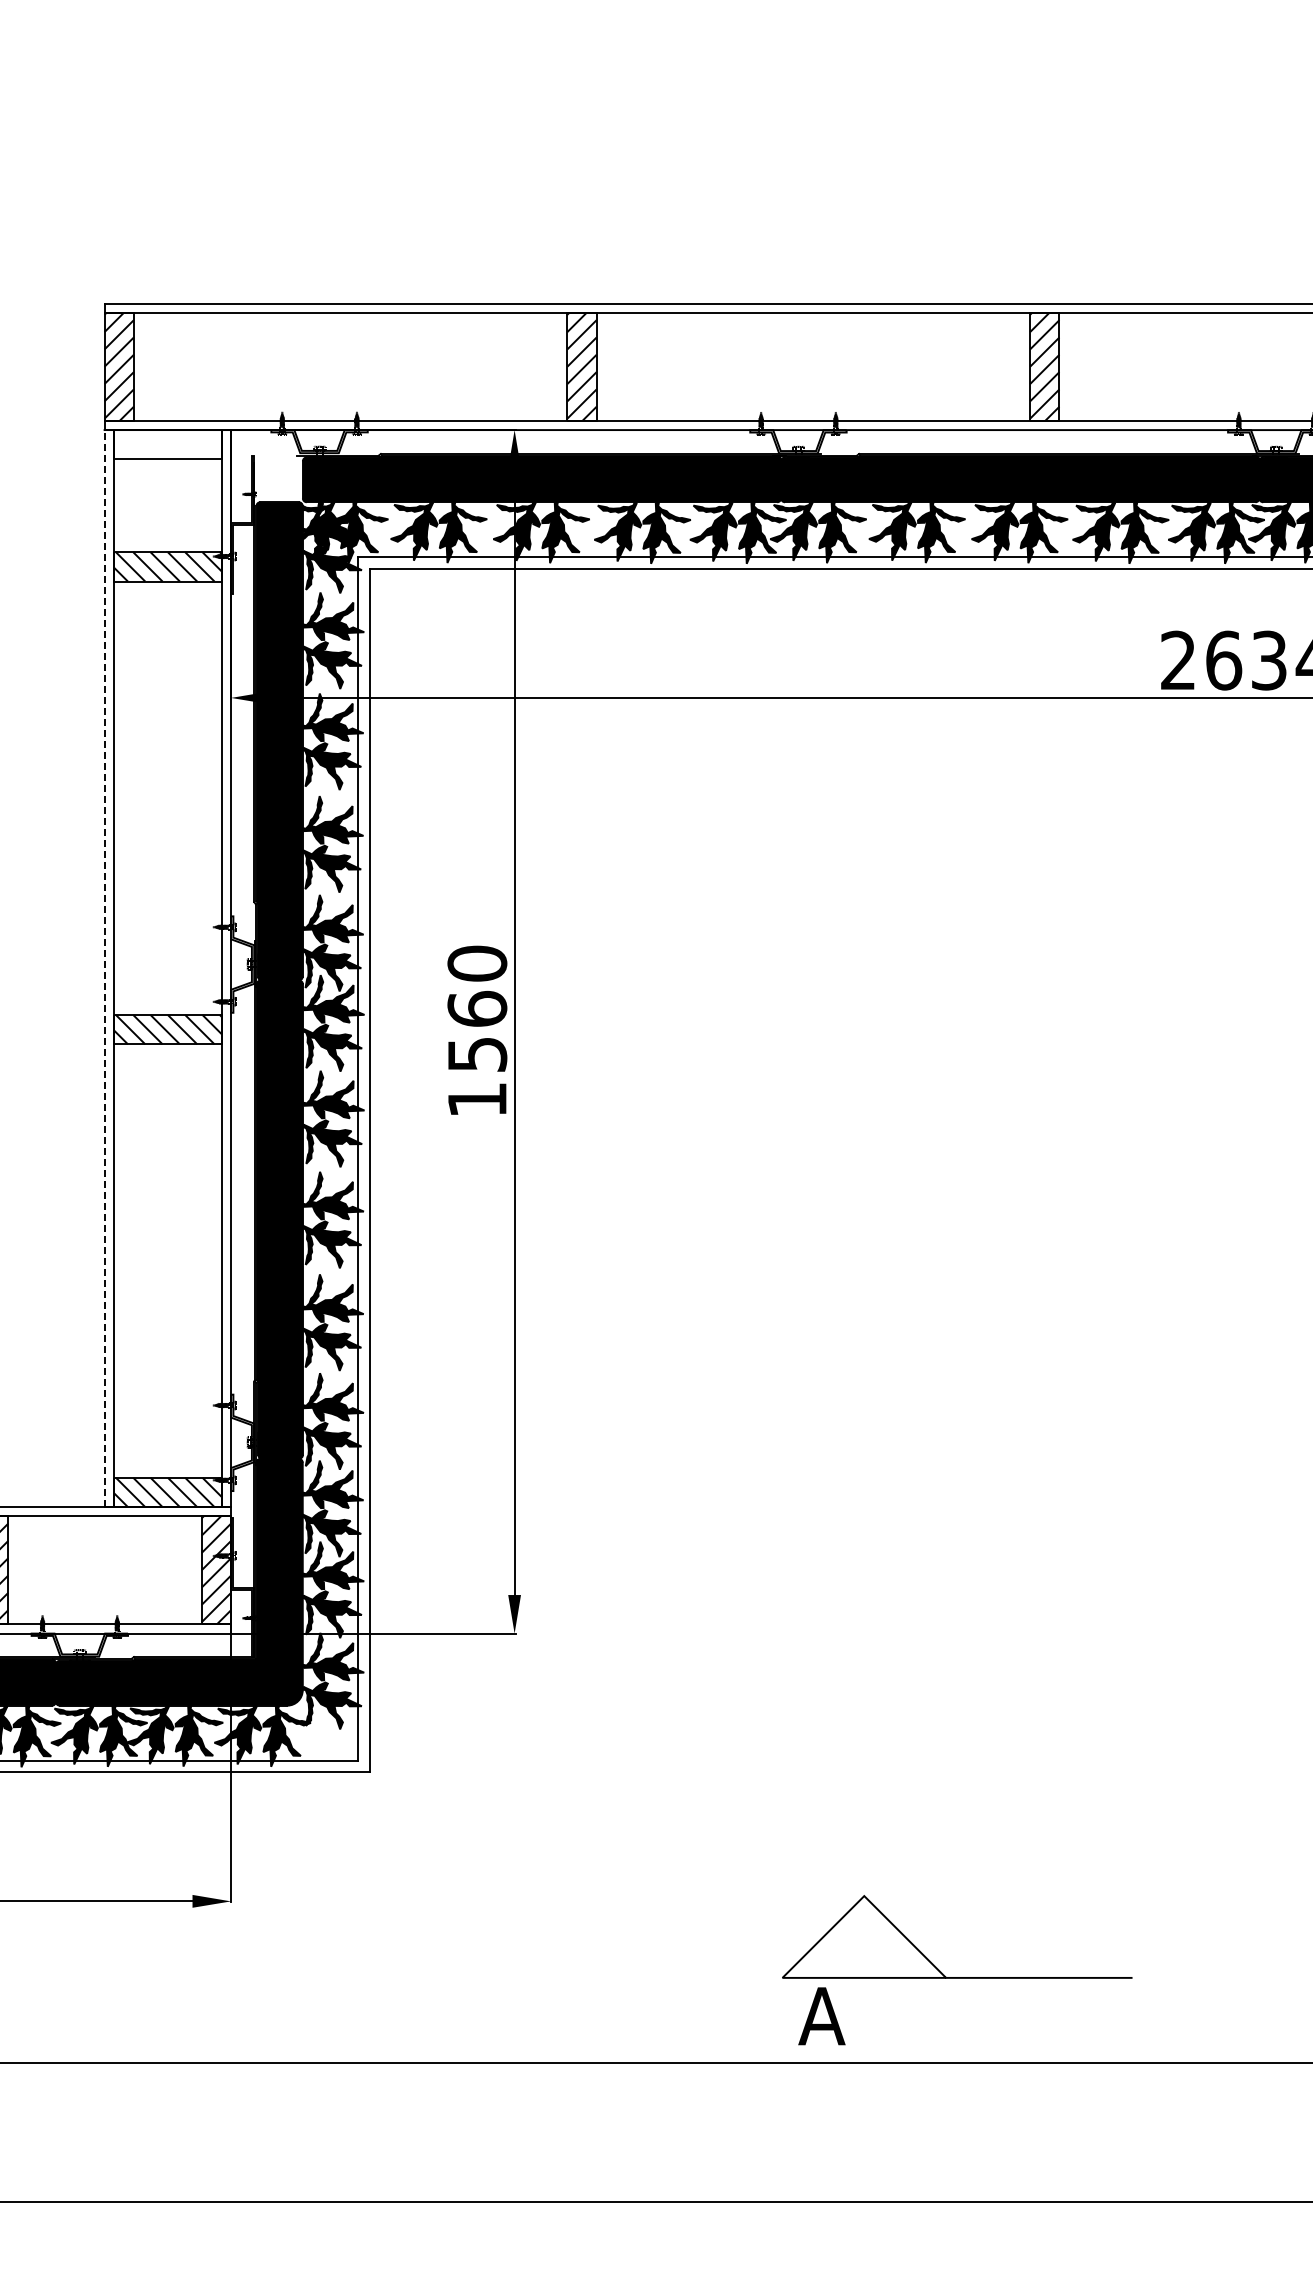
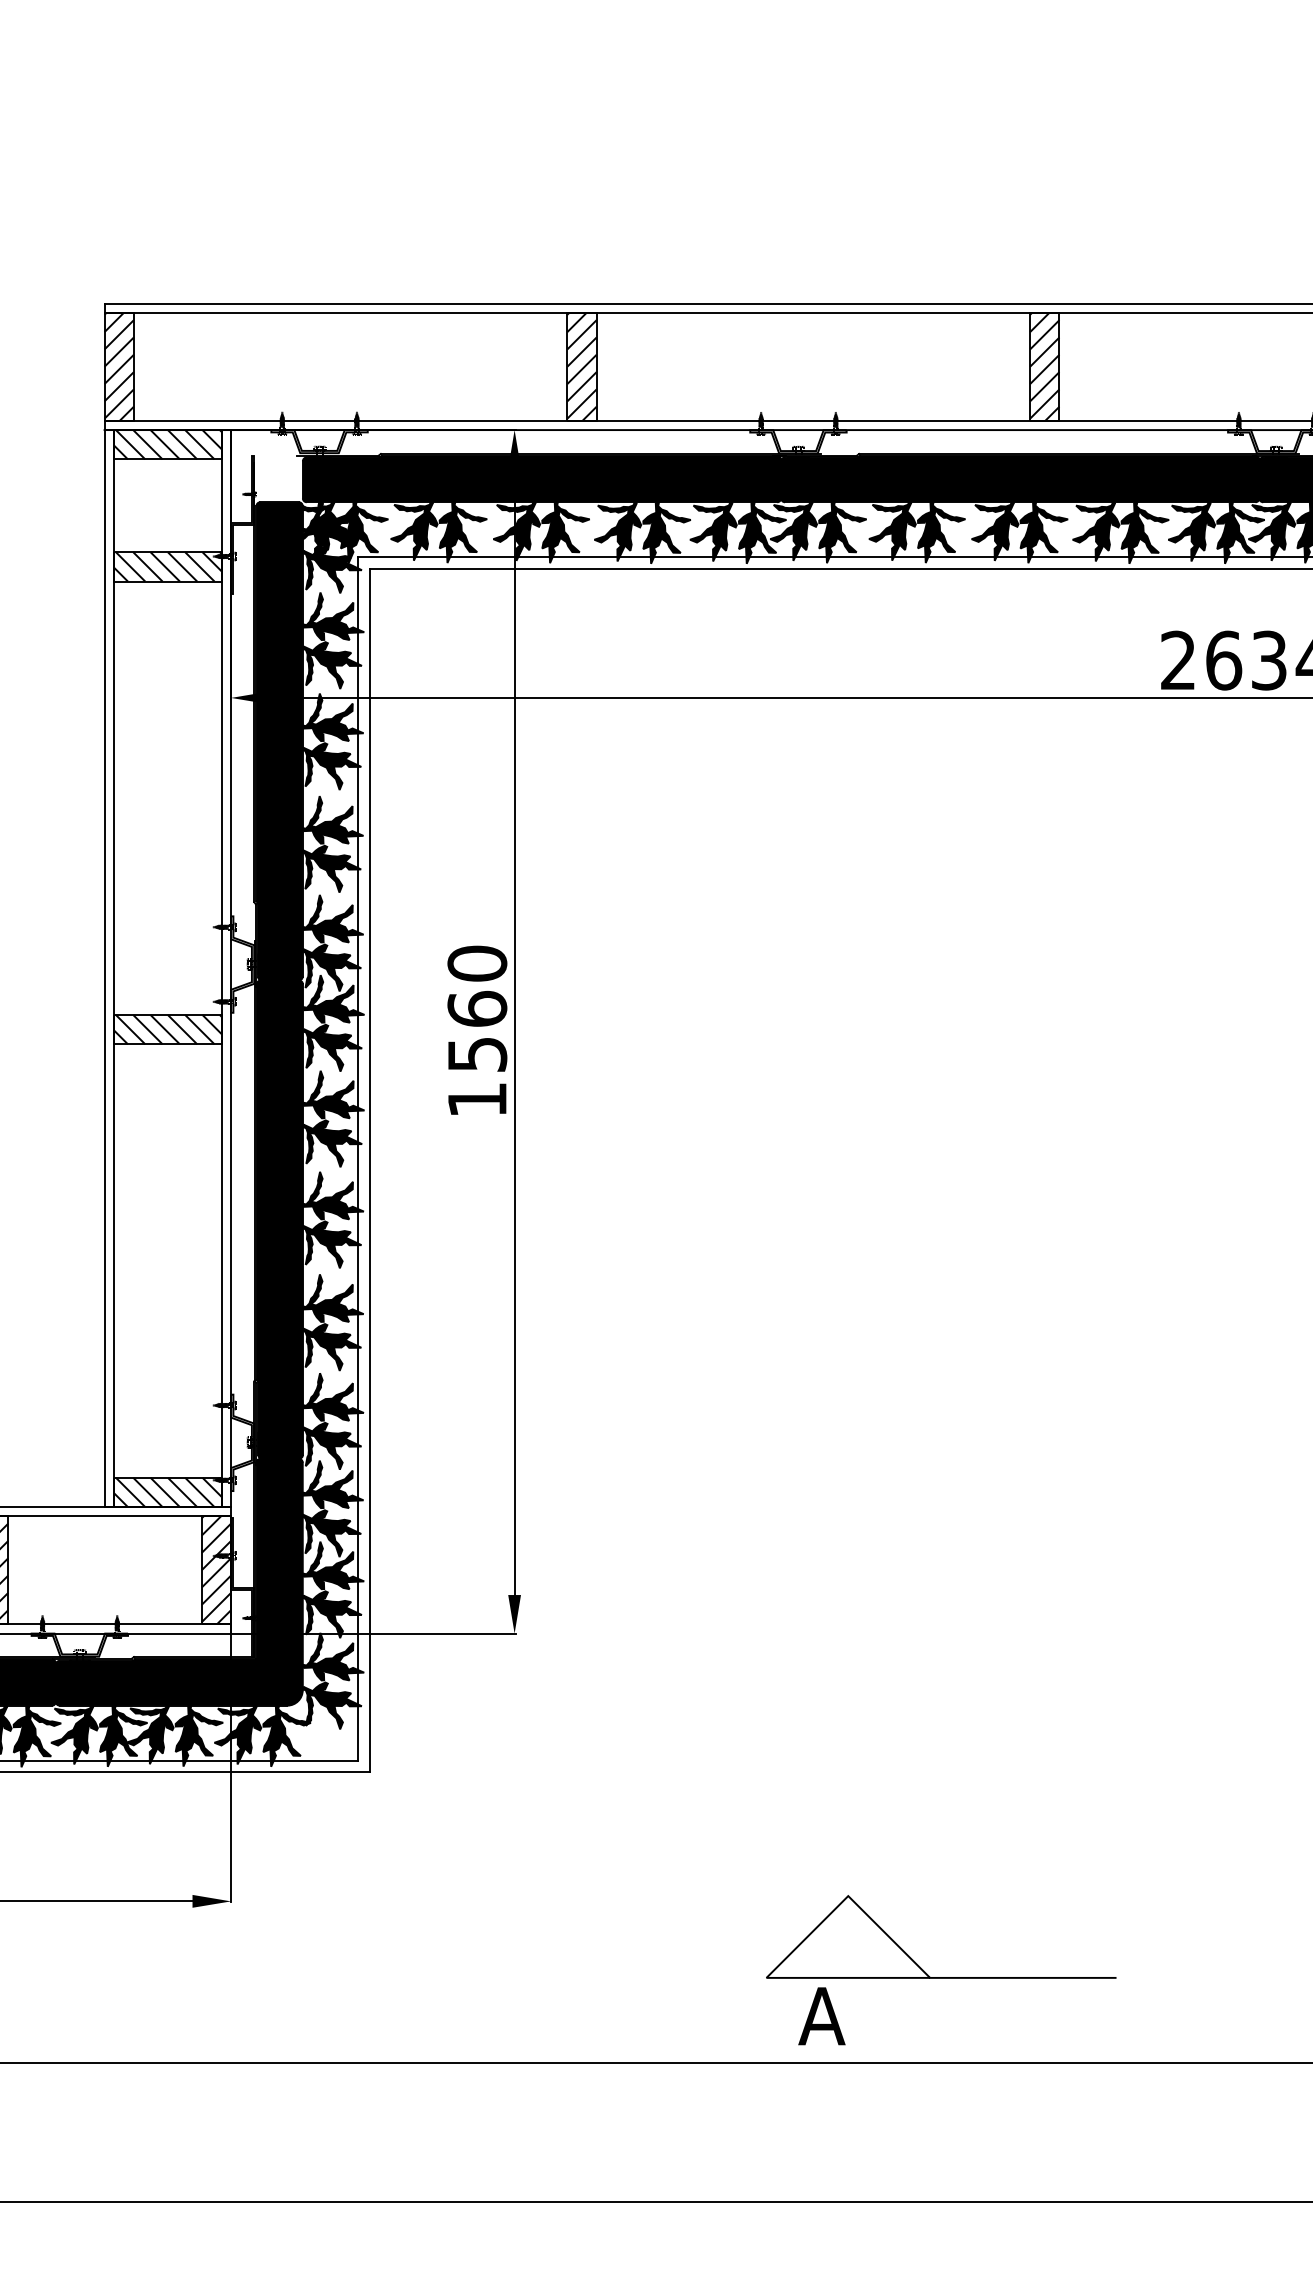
hatch: none -> present (167, 444)
line: dashed -> solid (104, 968)
line position: (931, 1961) -> (915, 1961) (915, 1961)
